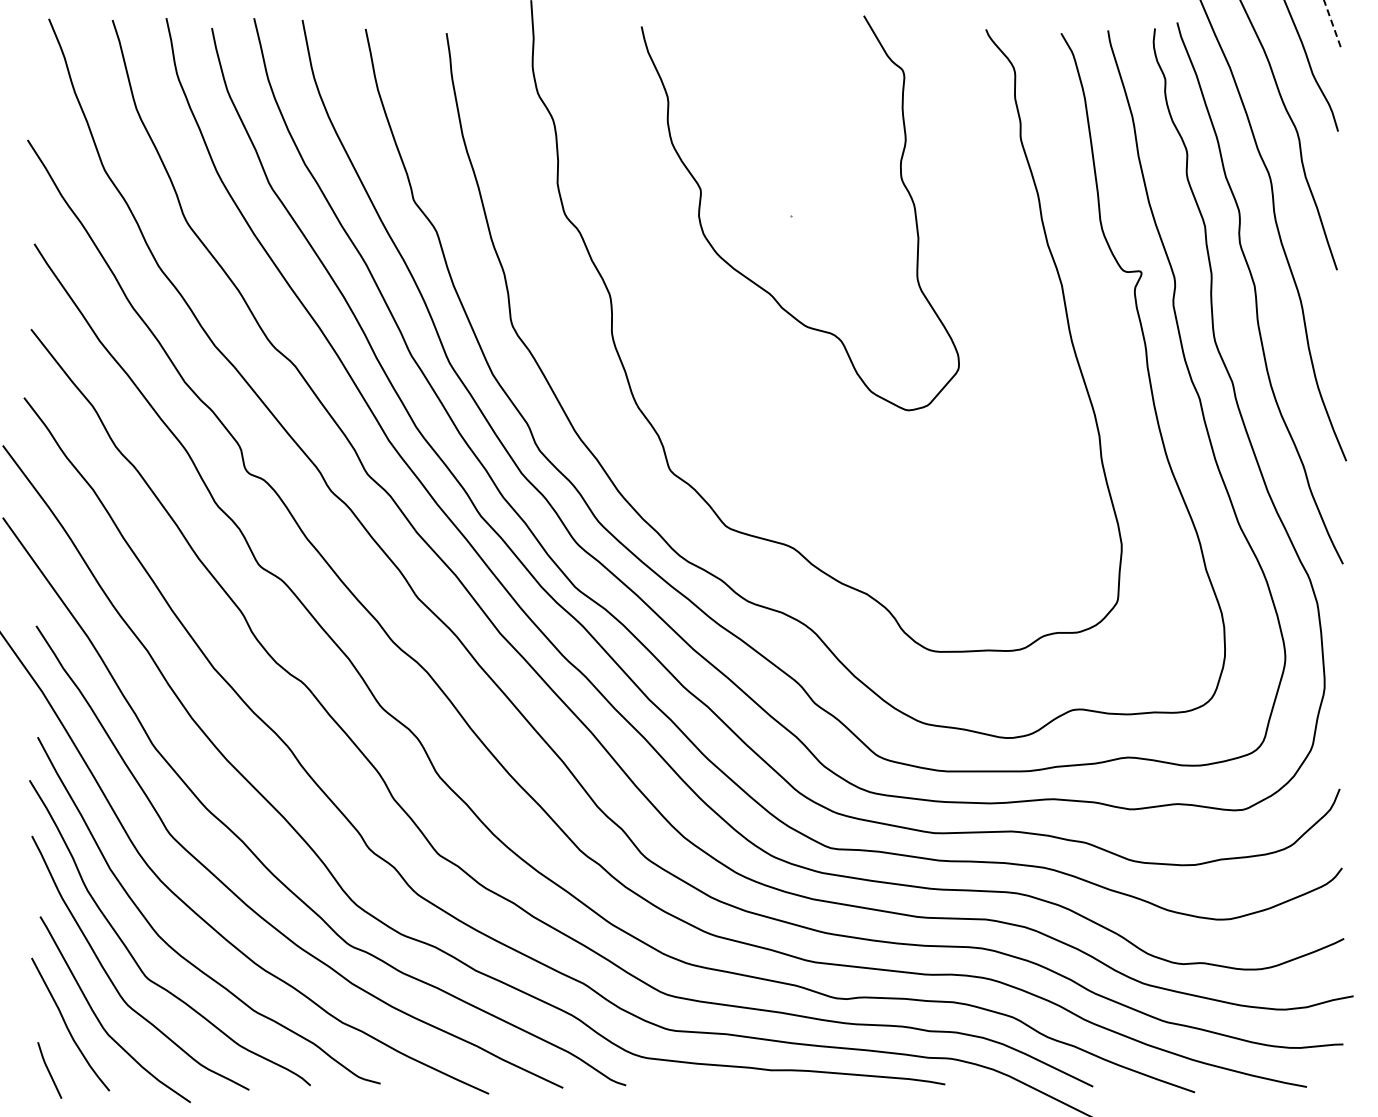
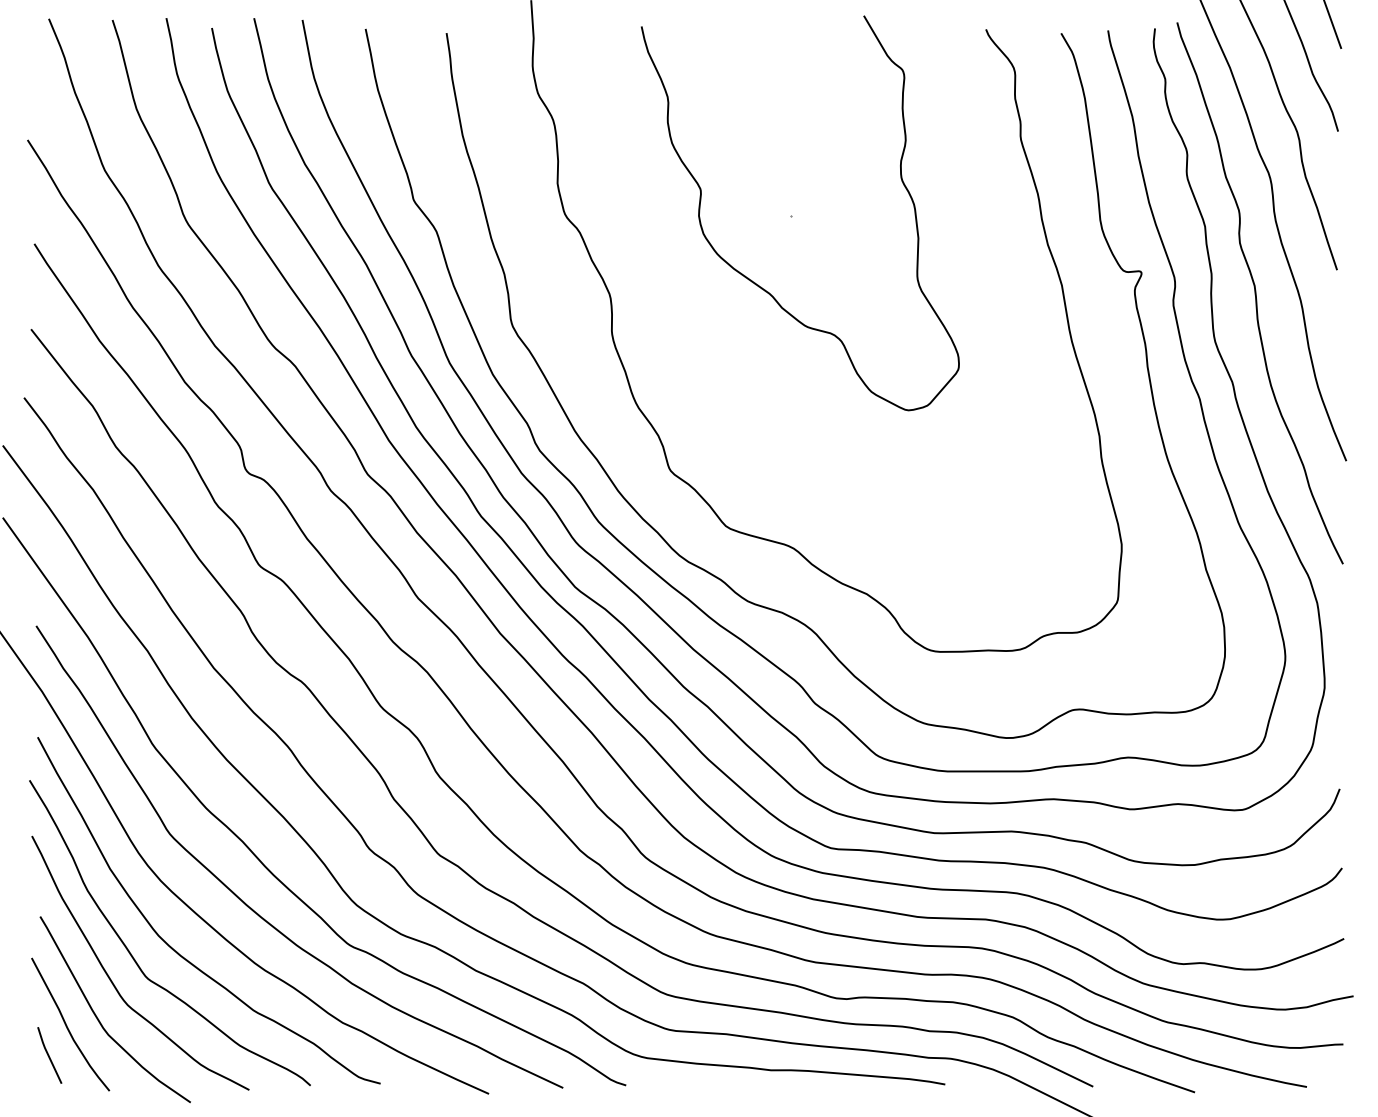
line: dashed -> solid (1332, 24)
line position: (49, 1070) -> (49, 1055) (49, 1055)
